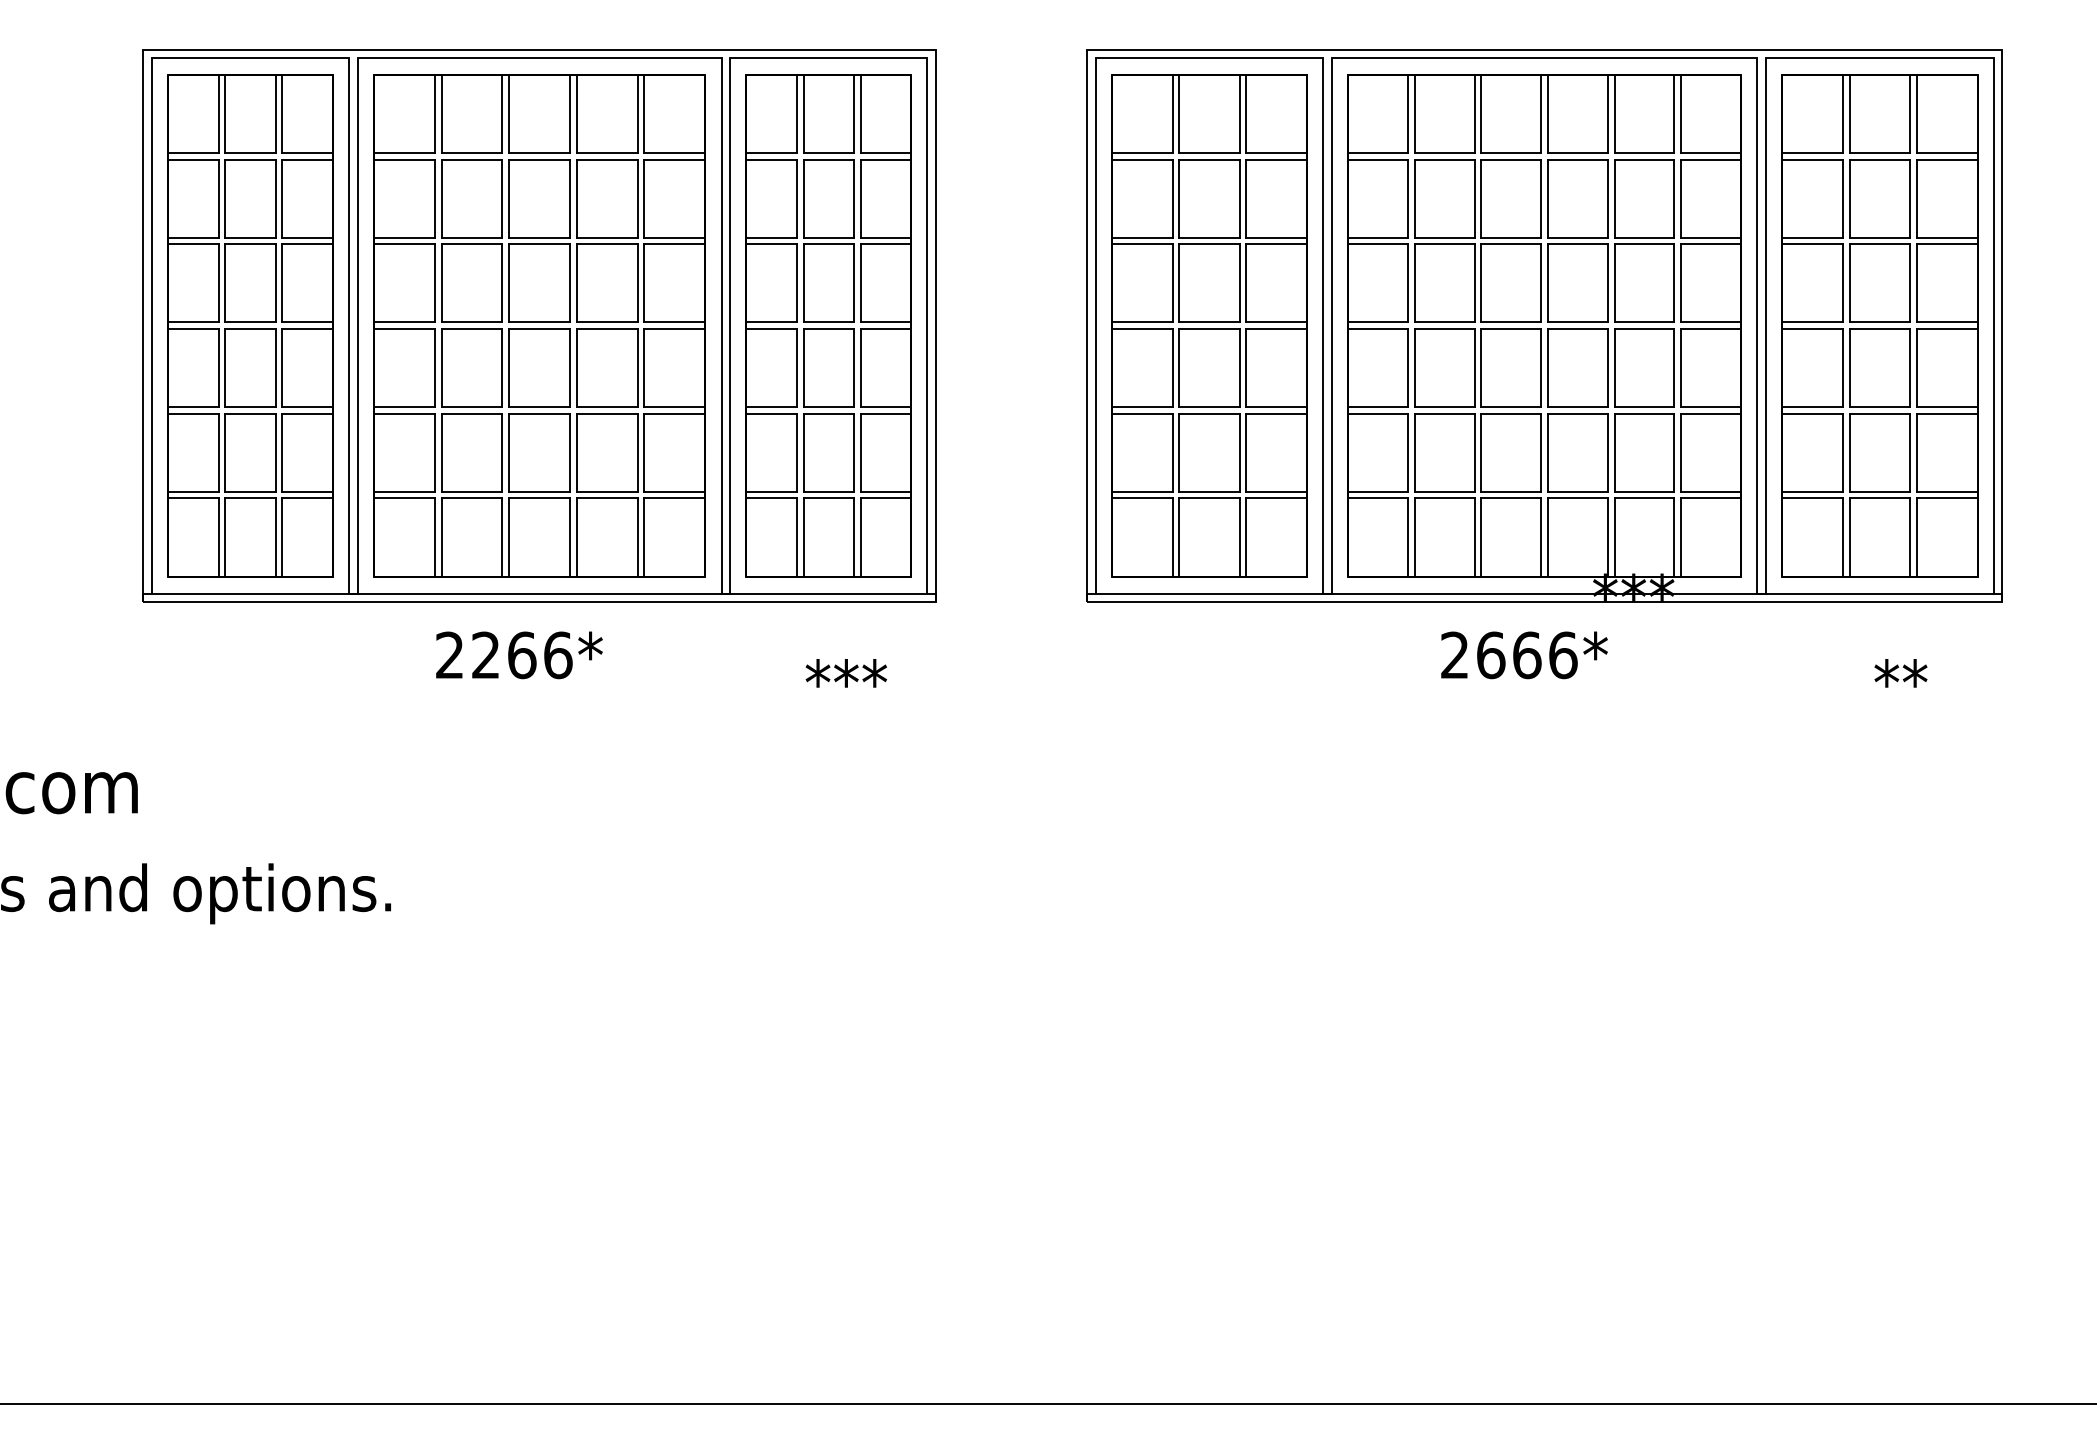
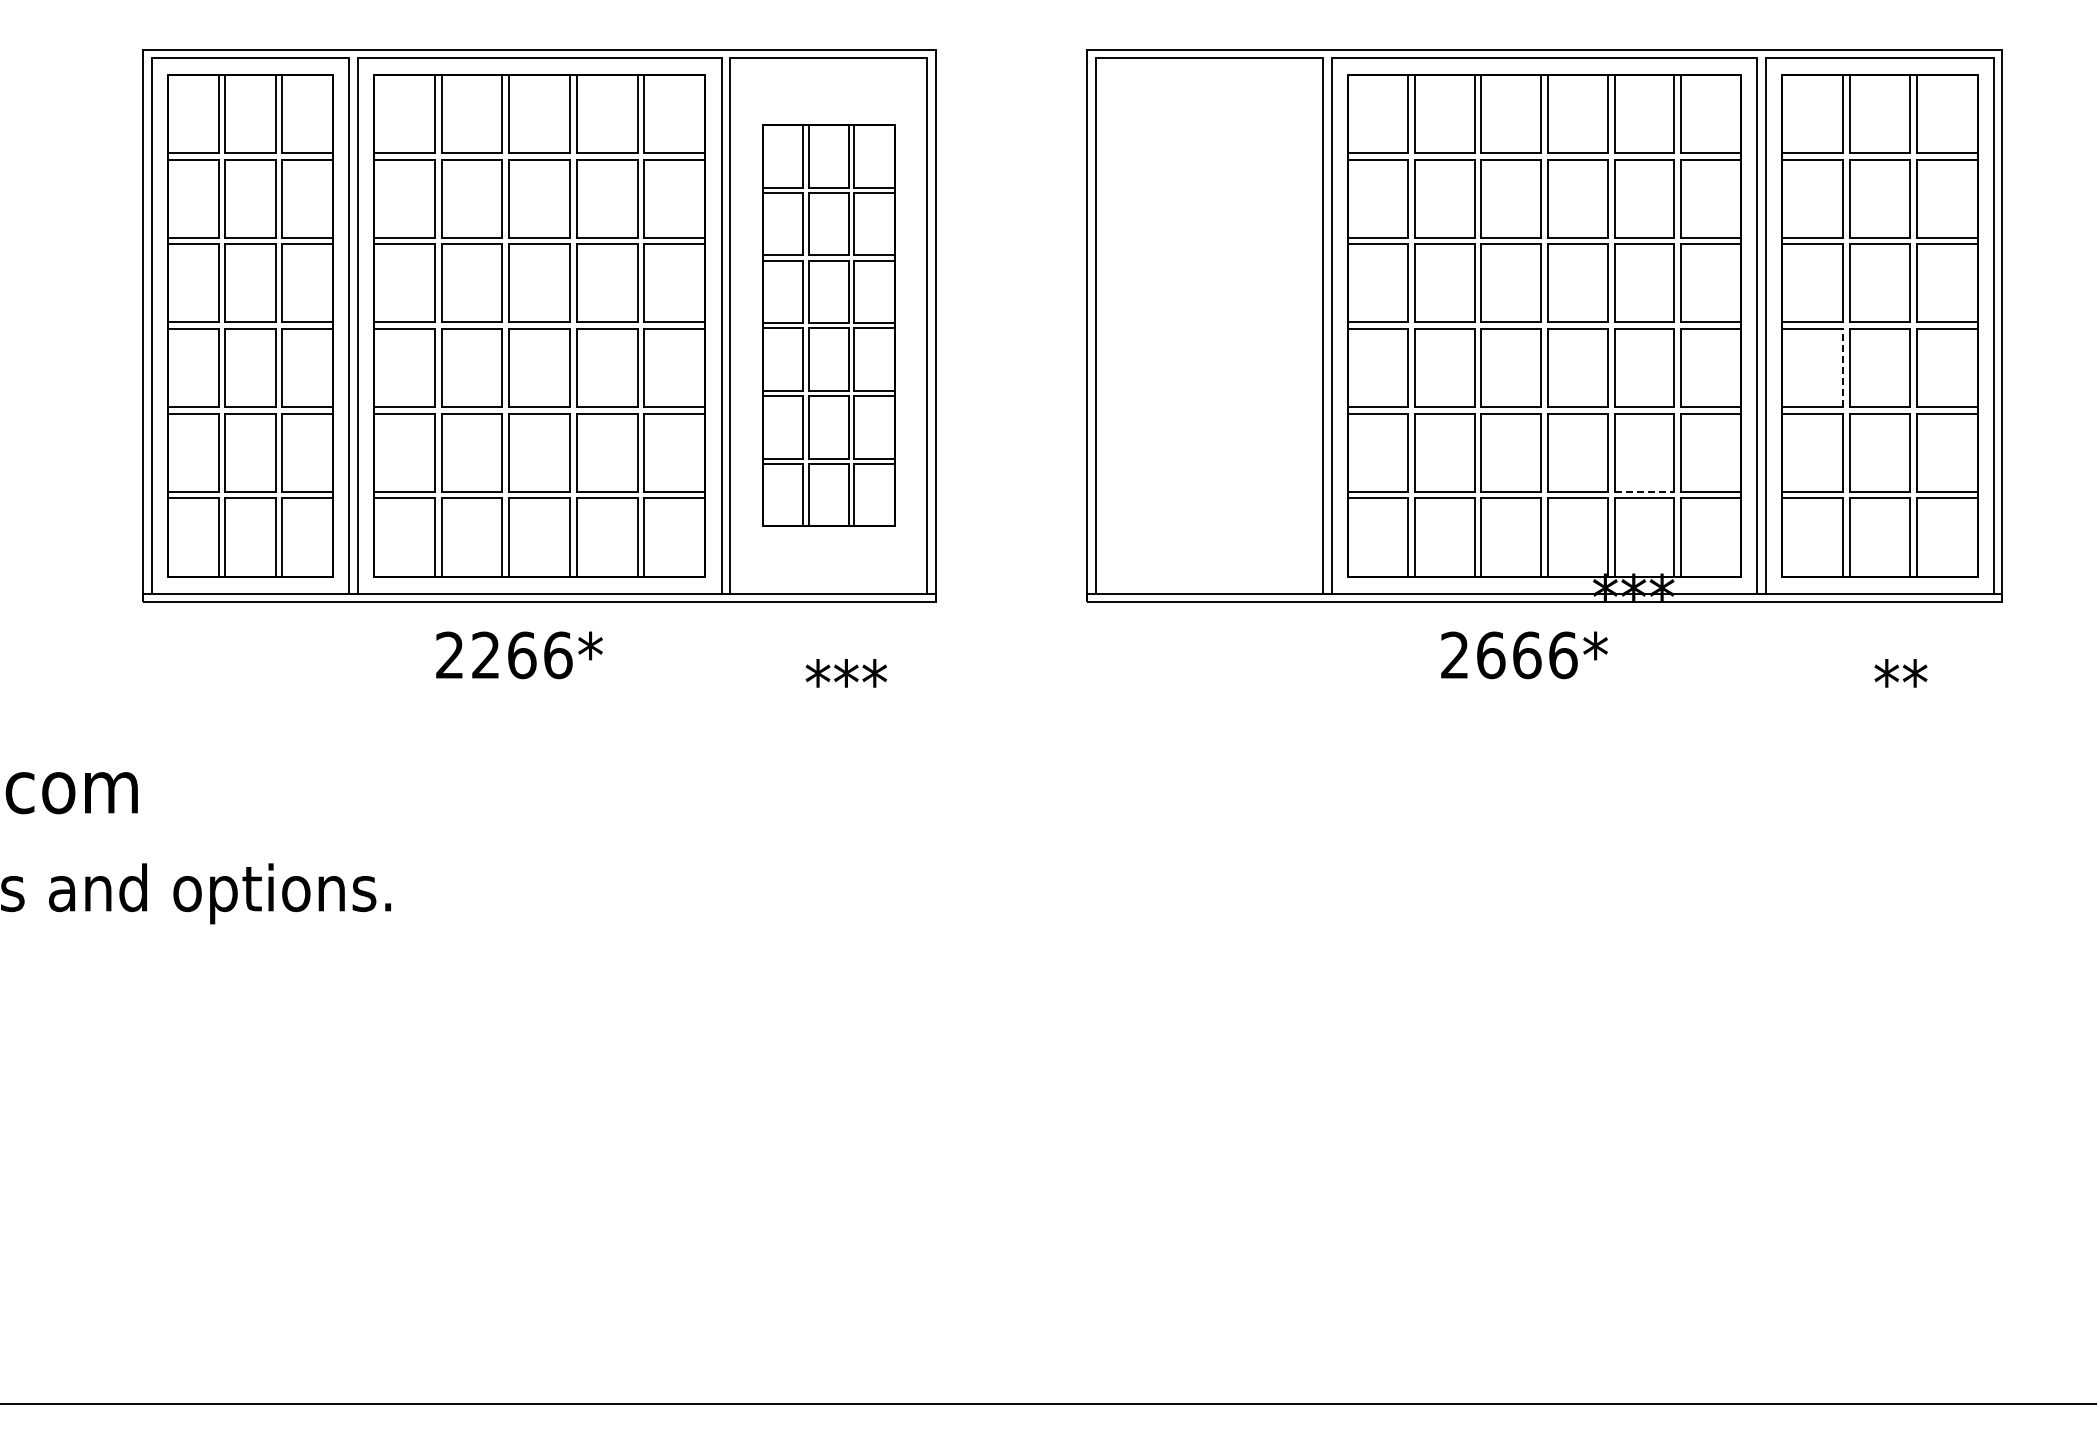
part size: 167x504 px -> 134x403 px (828, 325)
part: present -> none (1209, 325)
line: solid -> dashed (1842, 367)
line: solid -> dashed (1644, 491)
